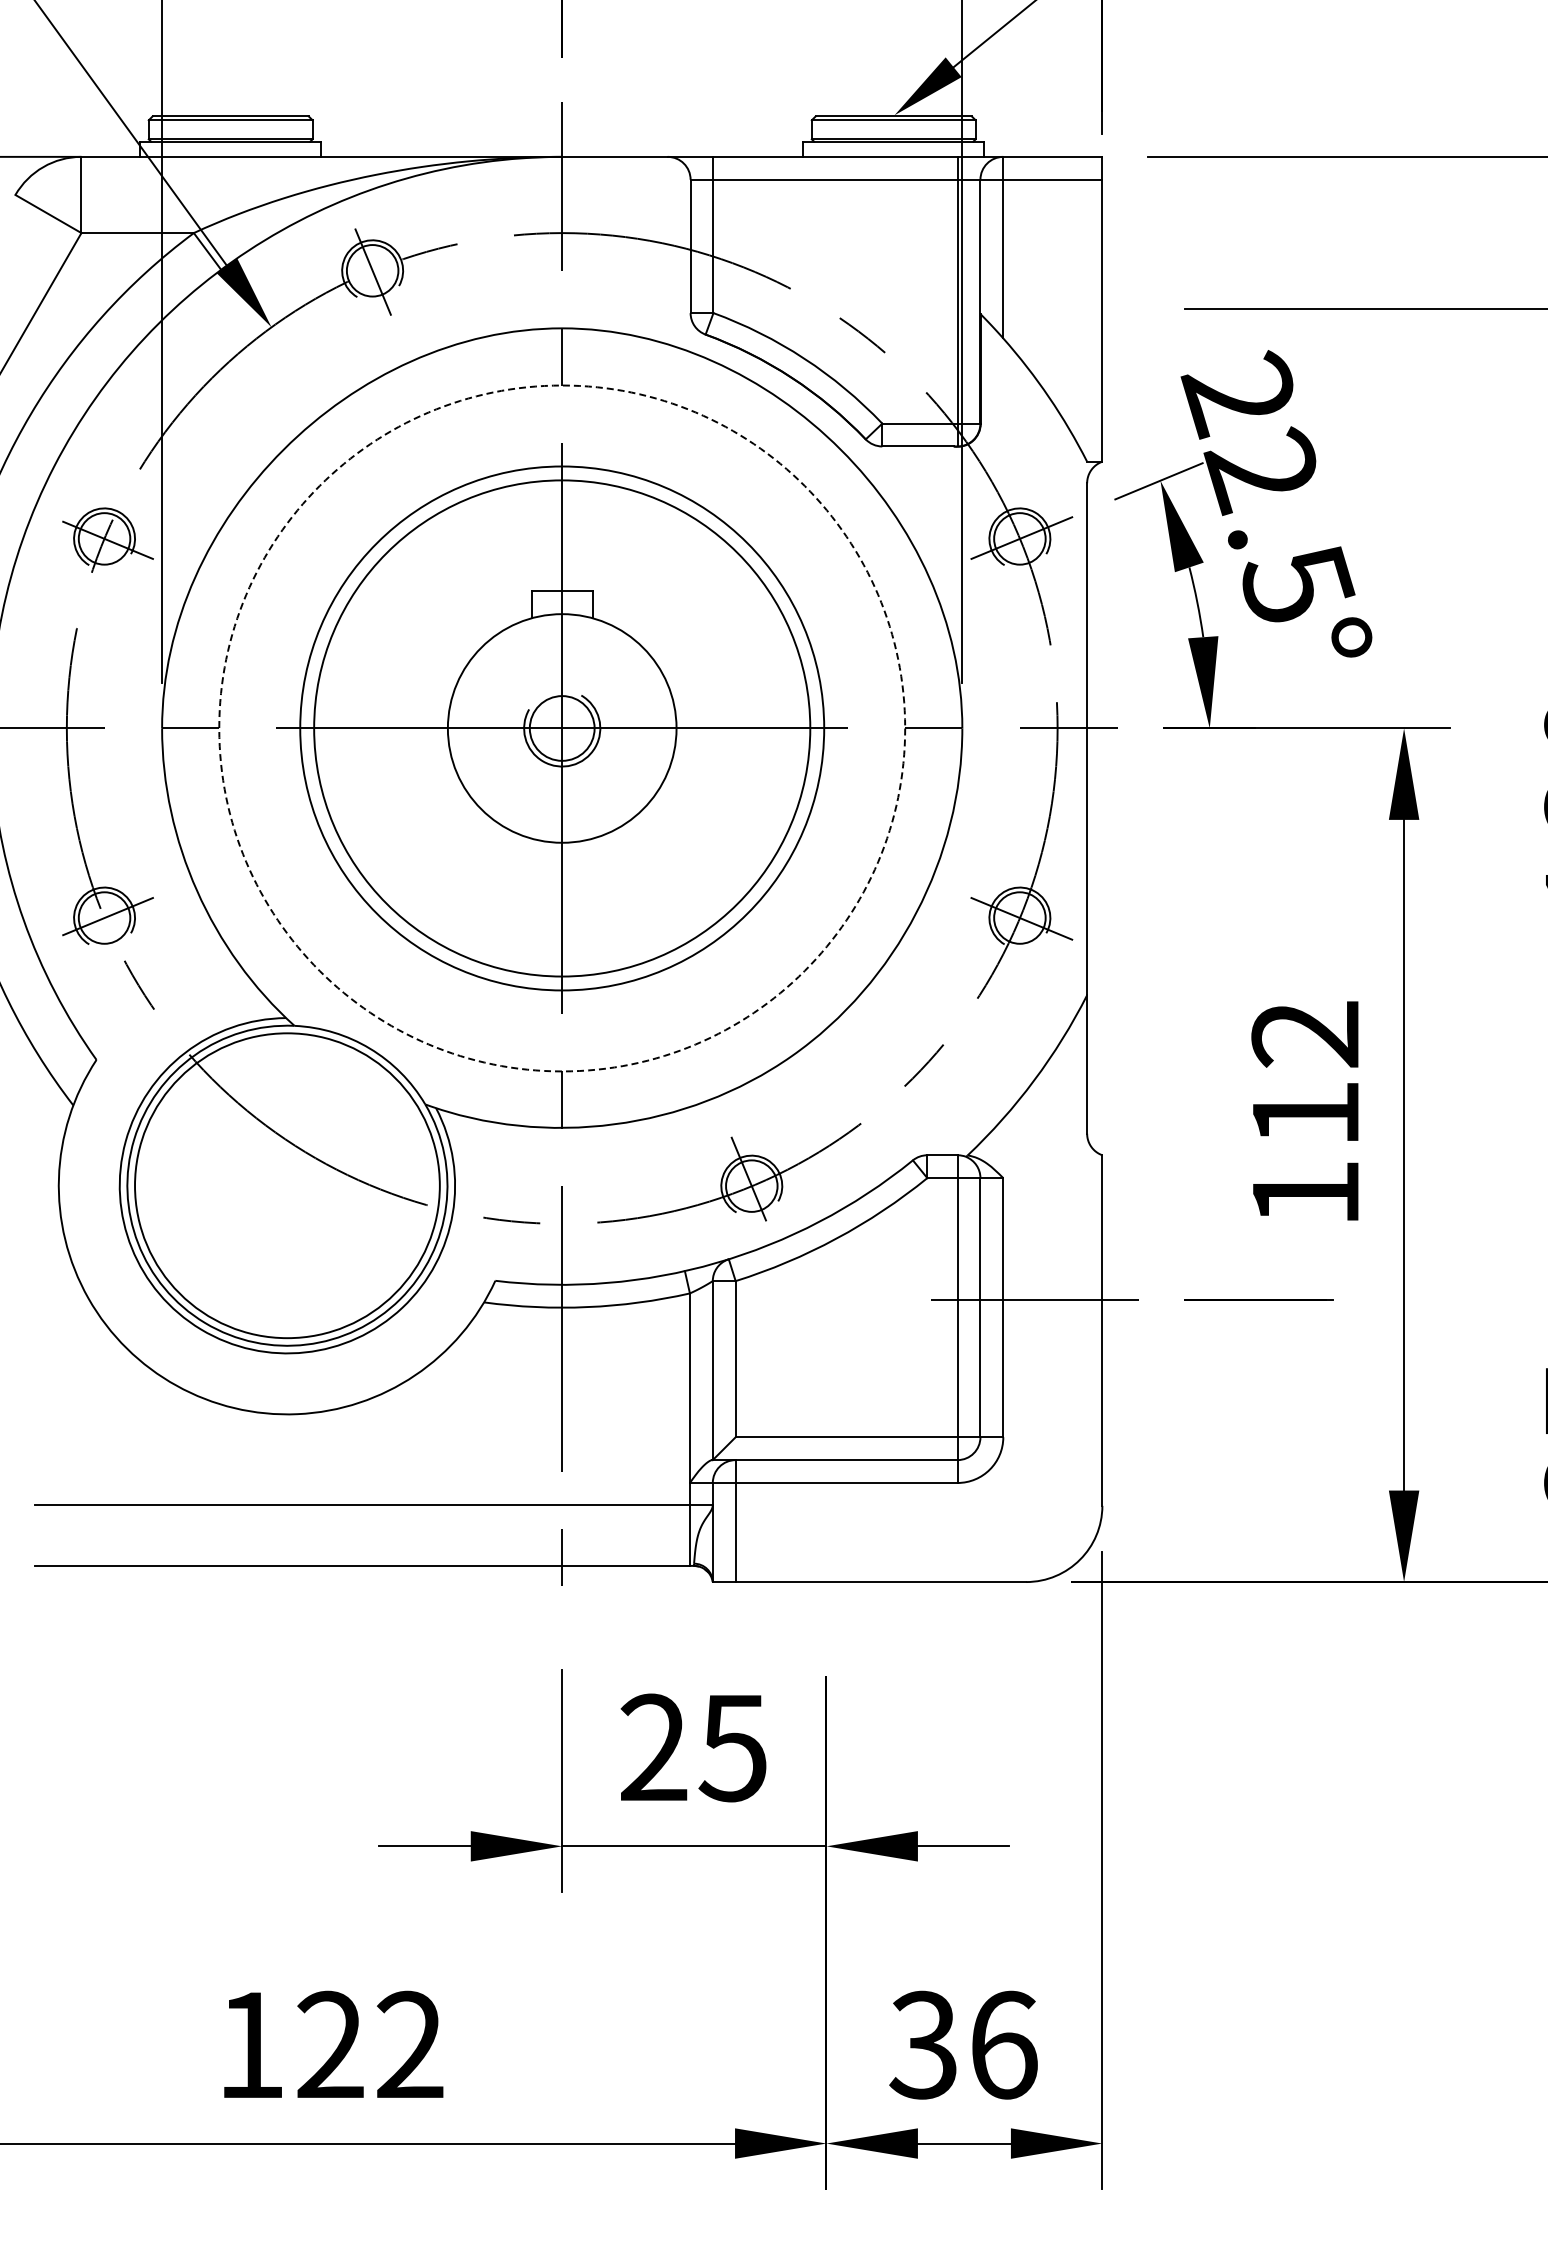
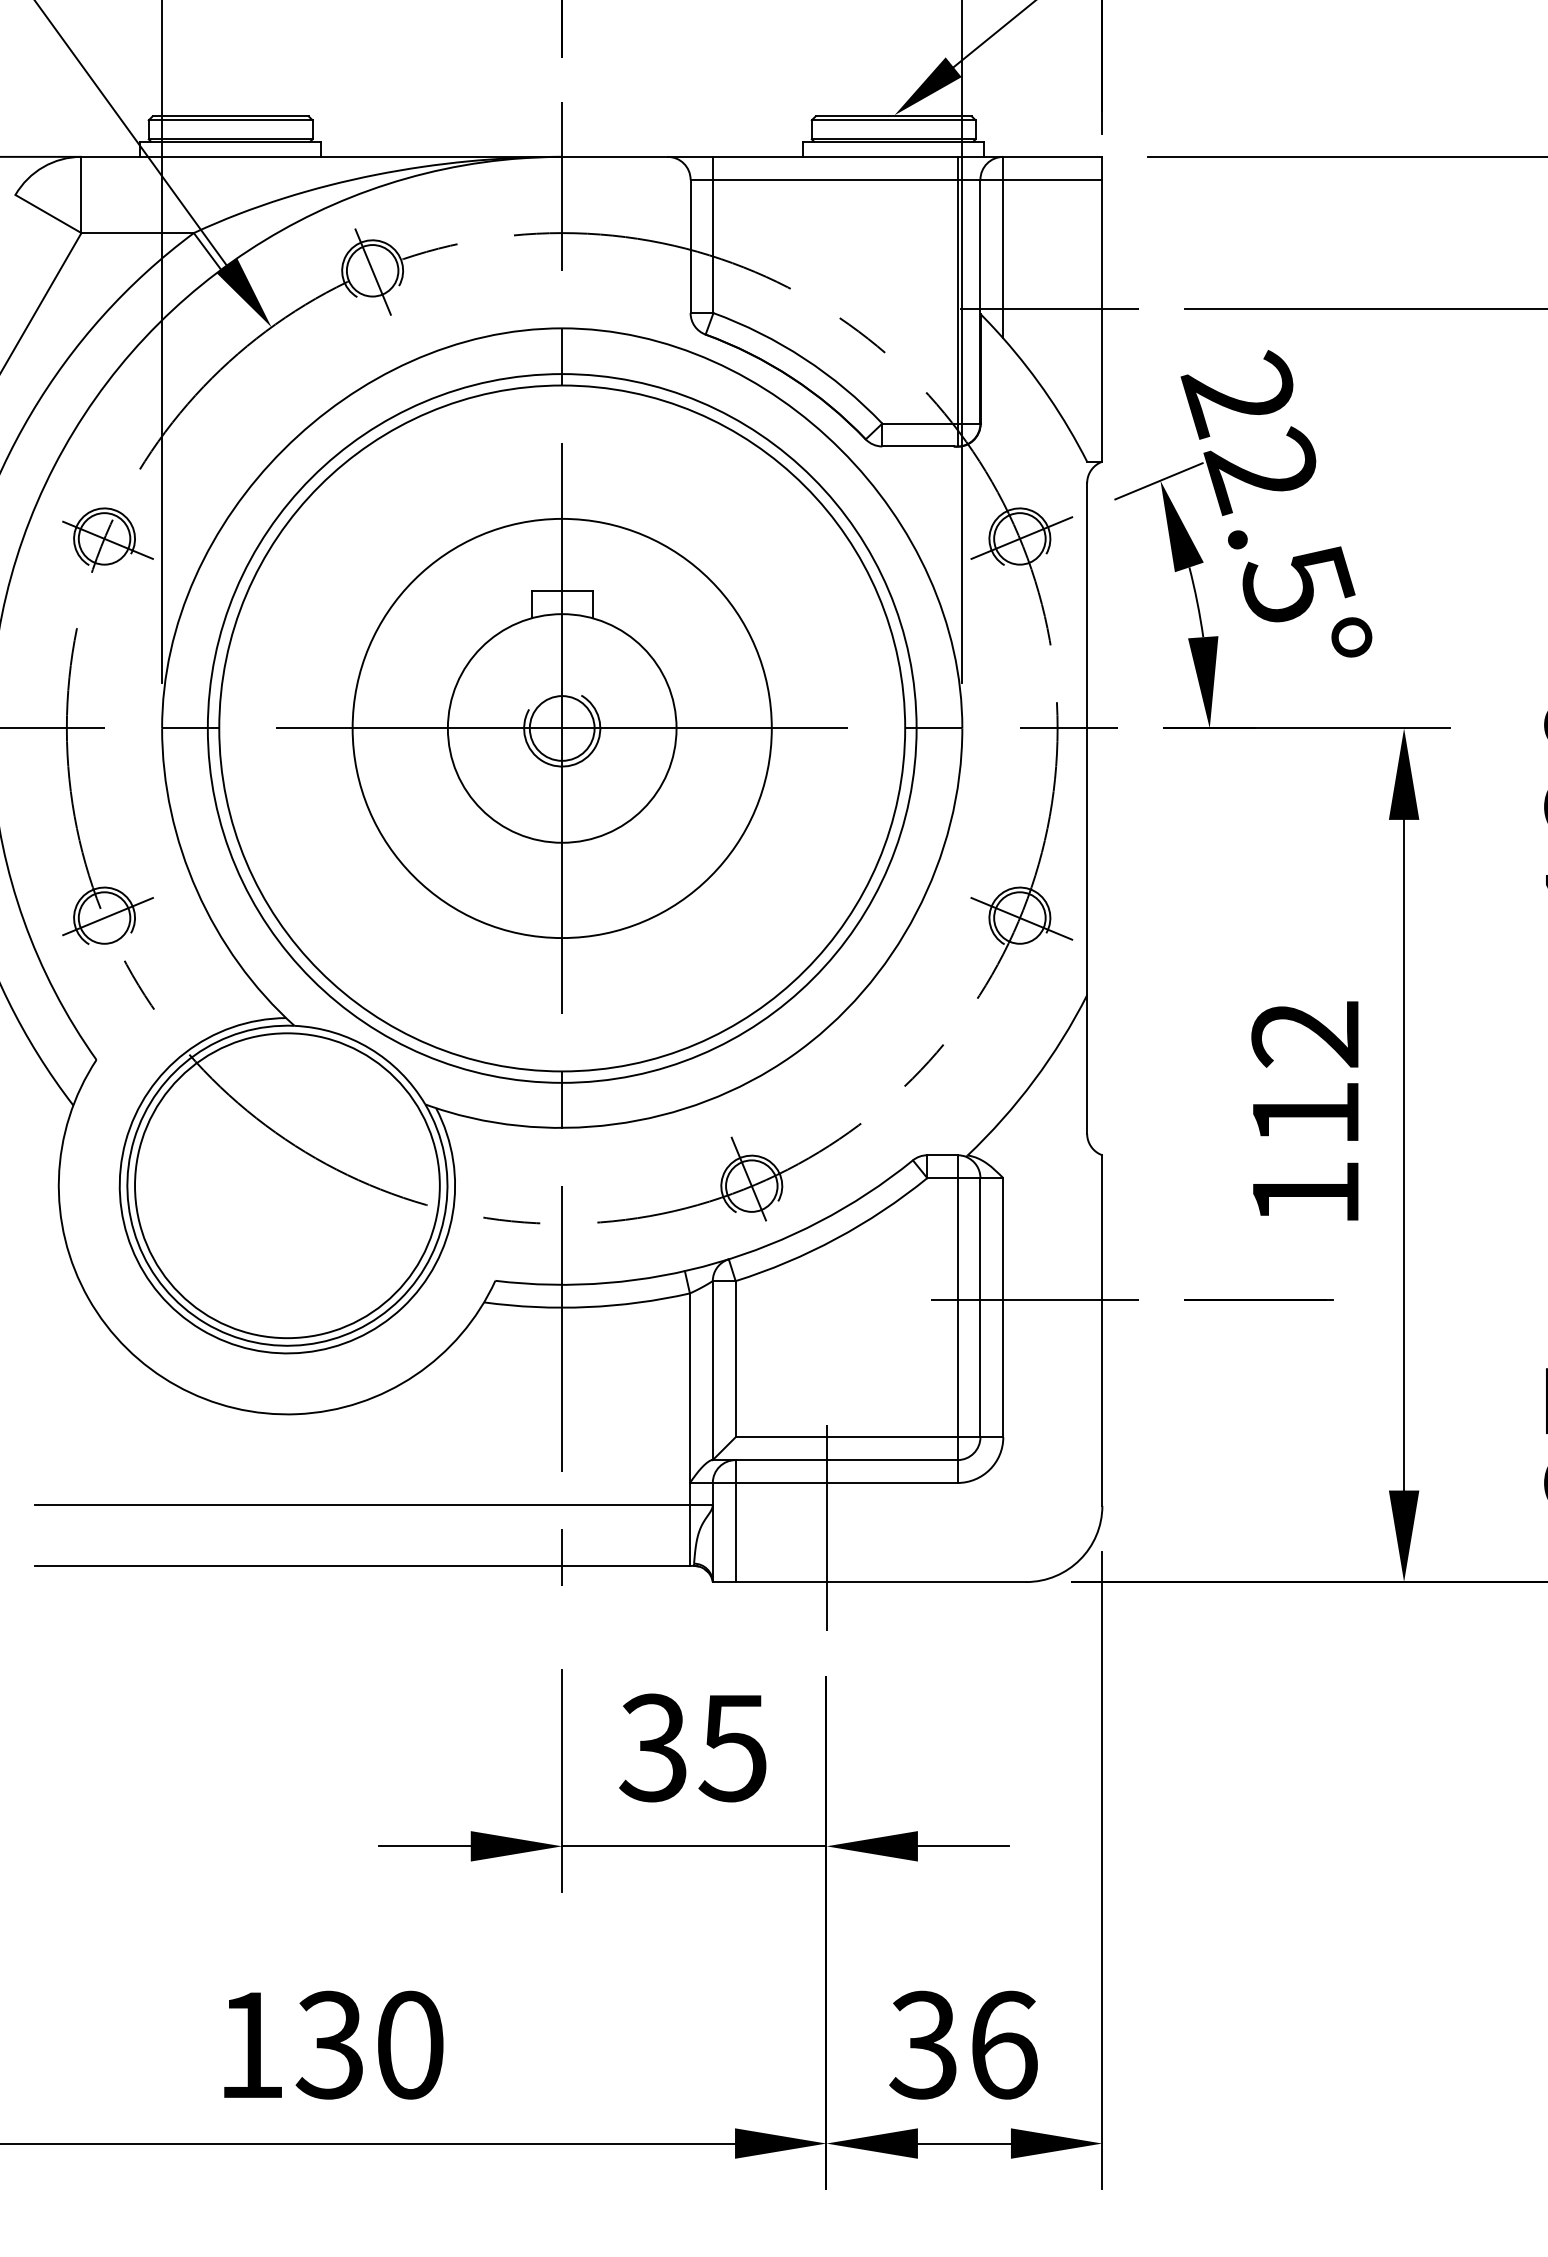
line: none -> present (1049, 309)
circle diameter: 496 px -> 709 px (561, 728)
circle diameter: 524 px -> 419 px (561, 728)
circle: dashed -> solid (562, 728)
line: none -> present (826, 1527)
text: 25 -> 35 (653, 1747)
text: 122 -> 130 (369, 2044)
